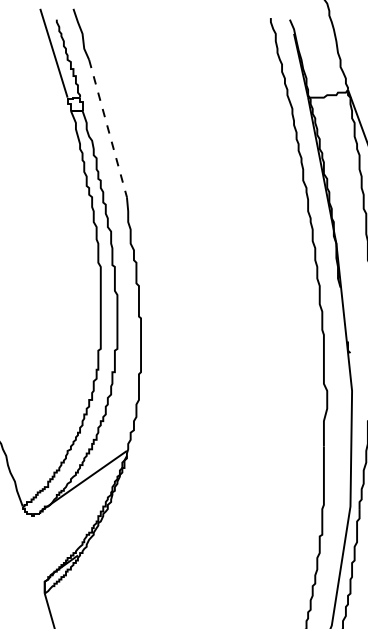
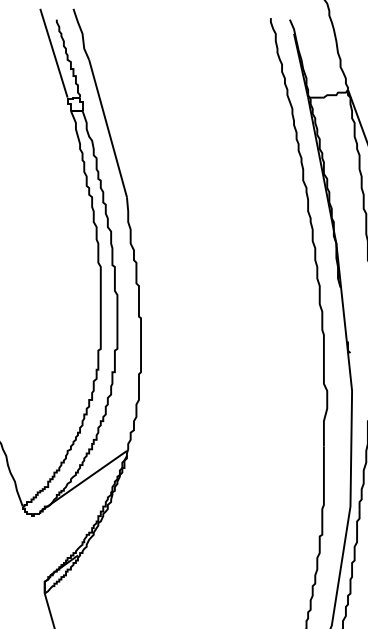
line: dashed -> solid (108, 129)
